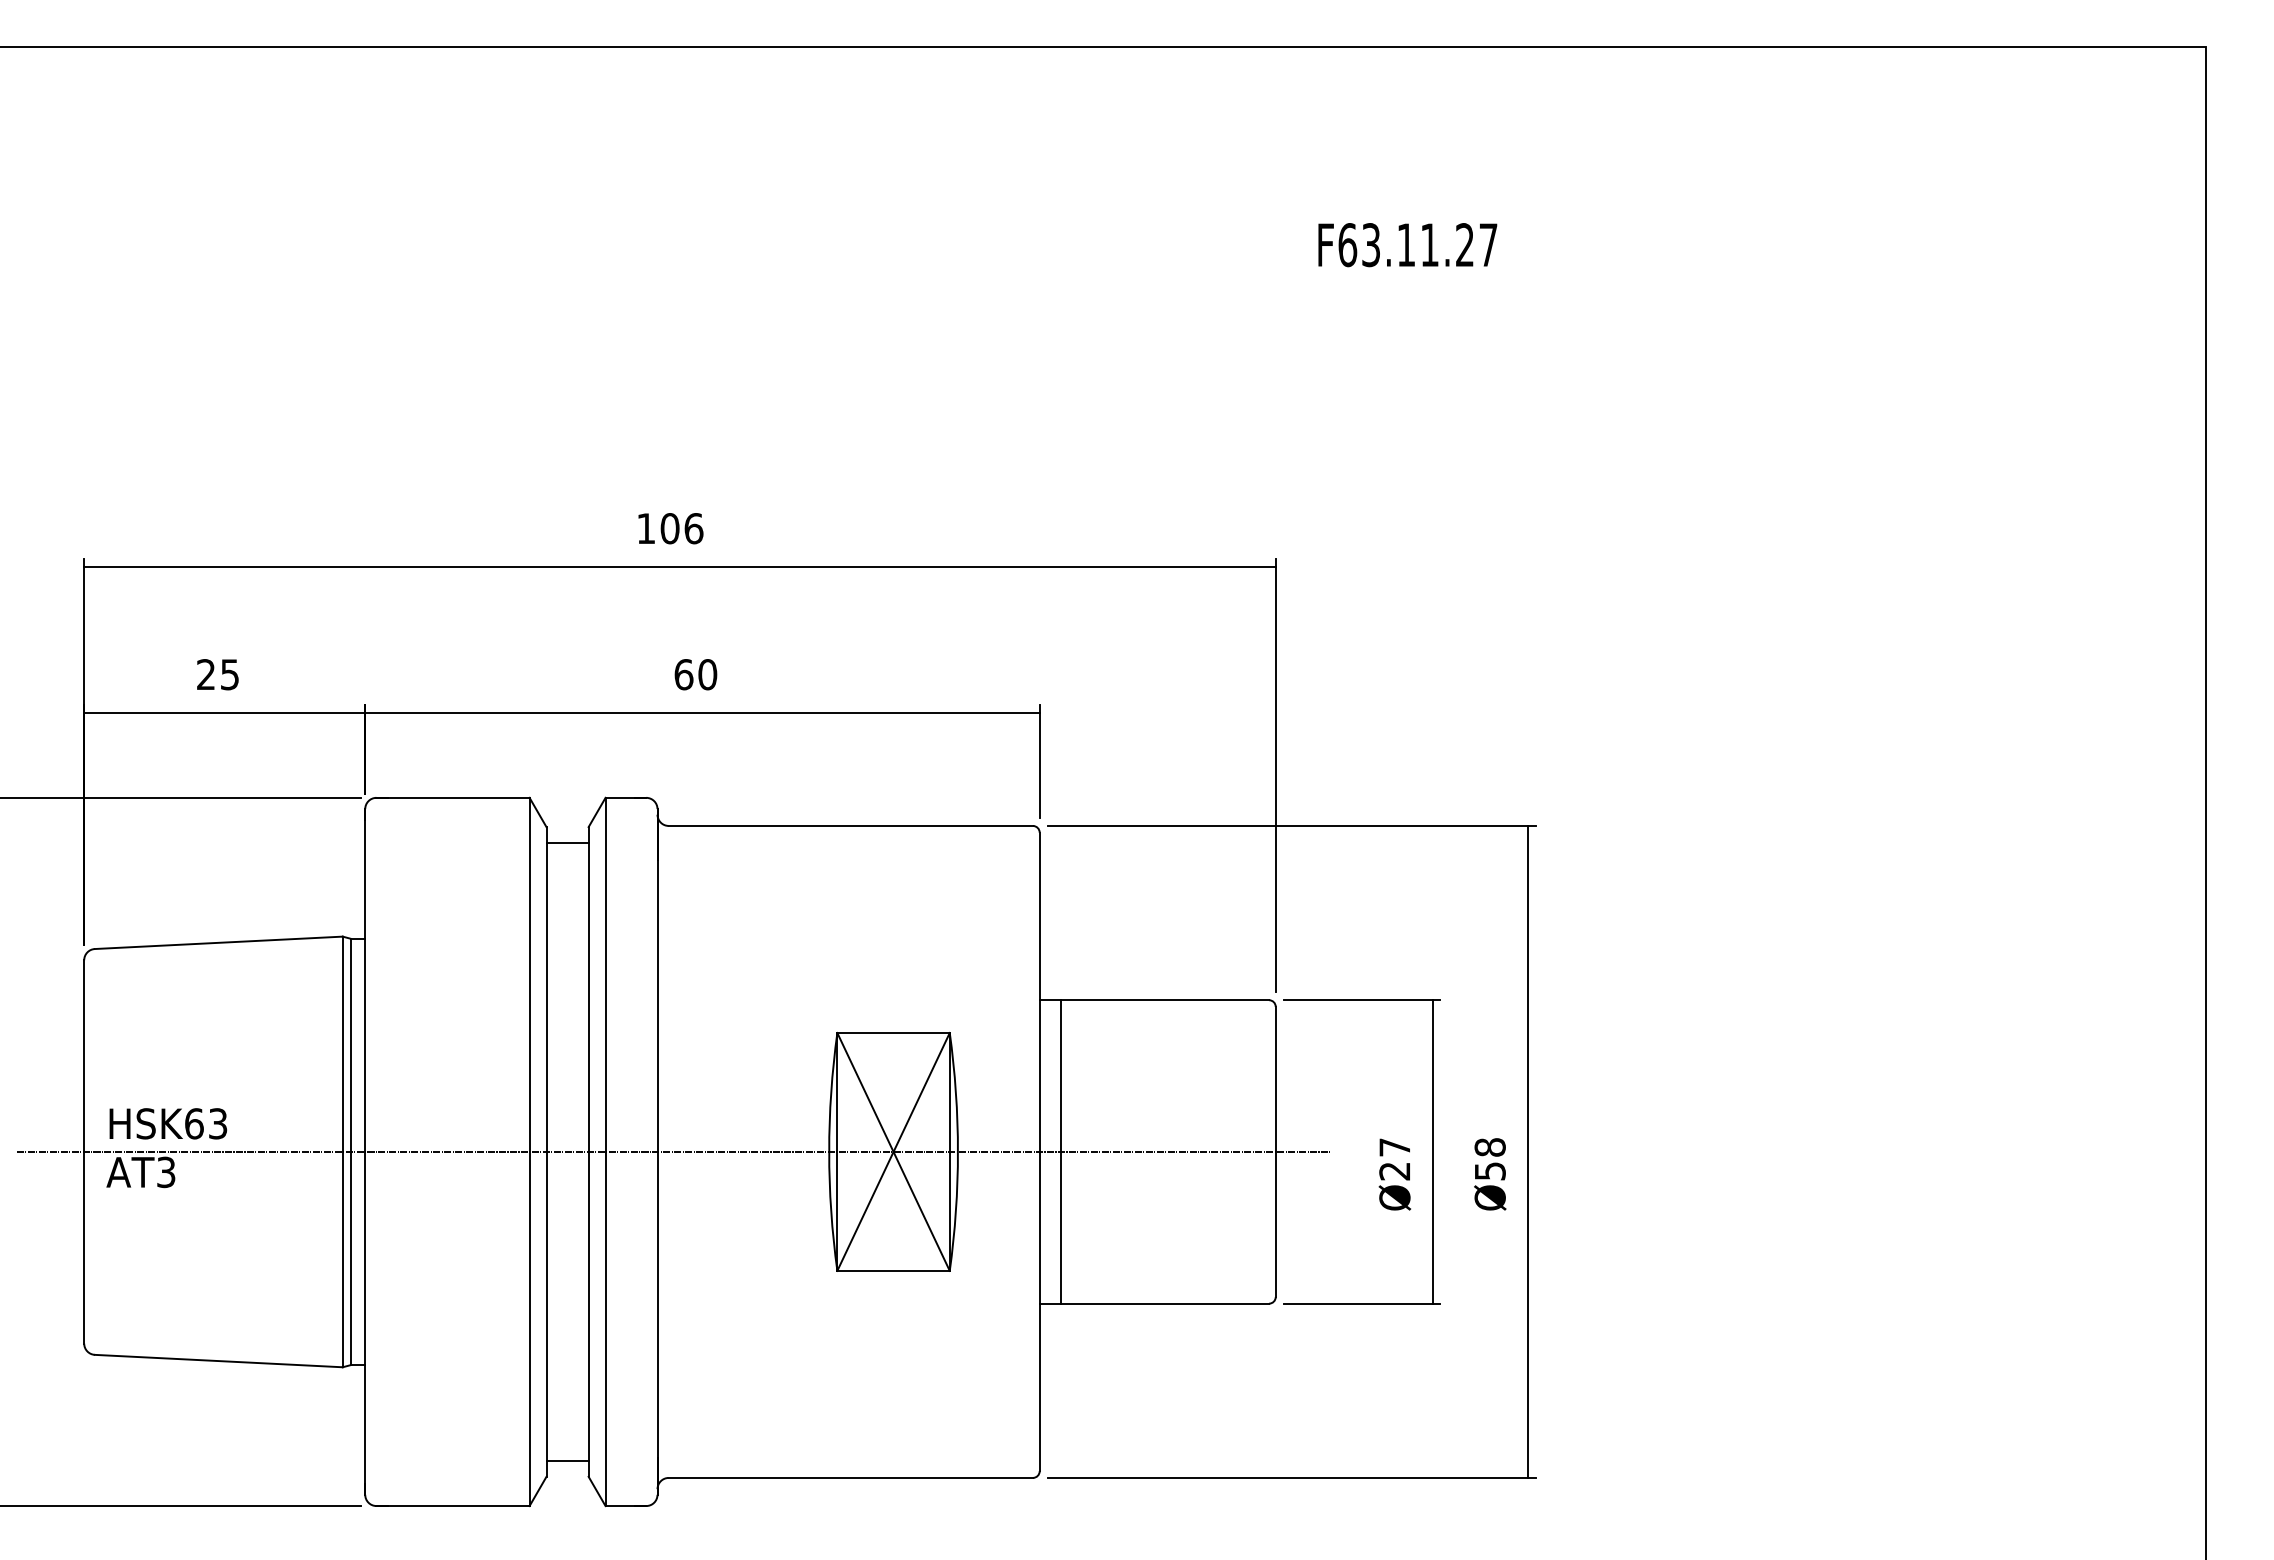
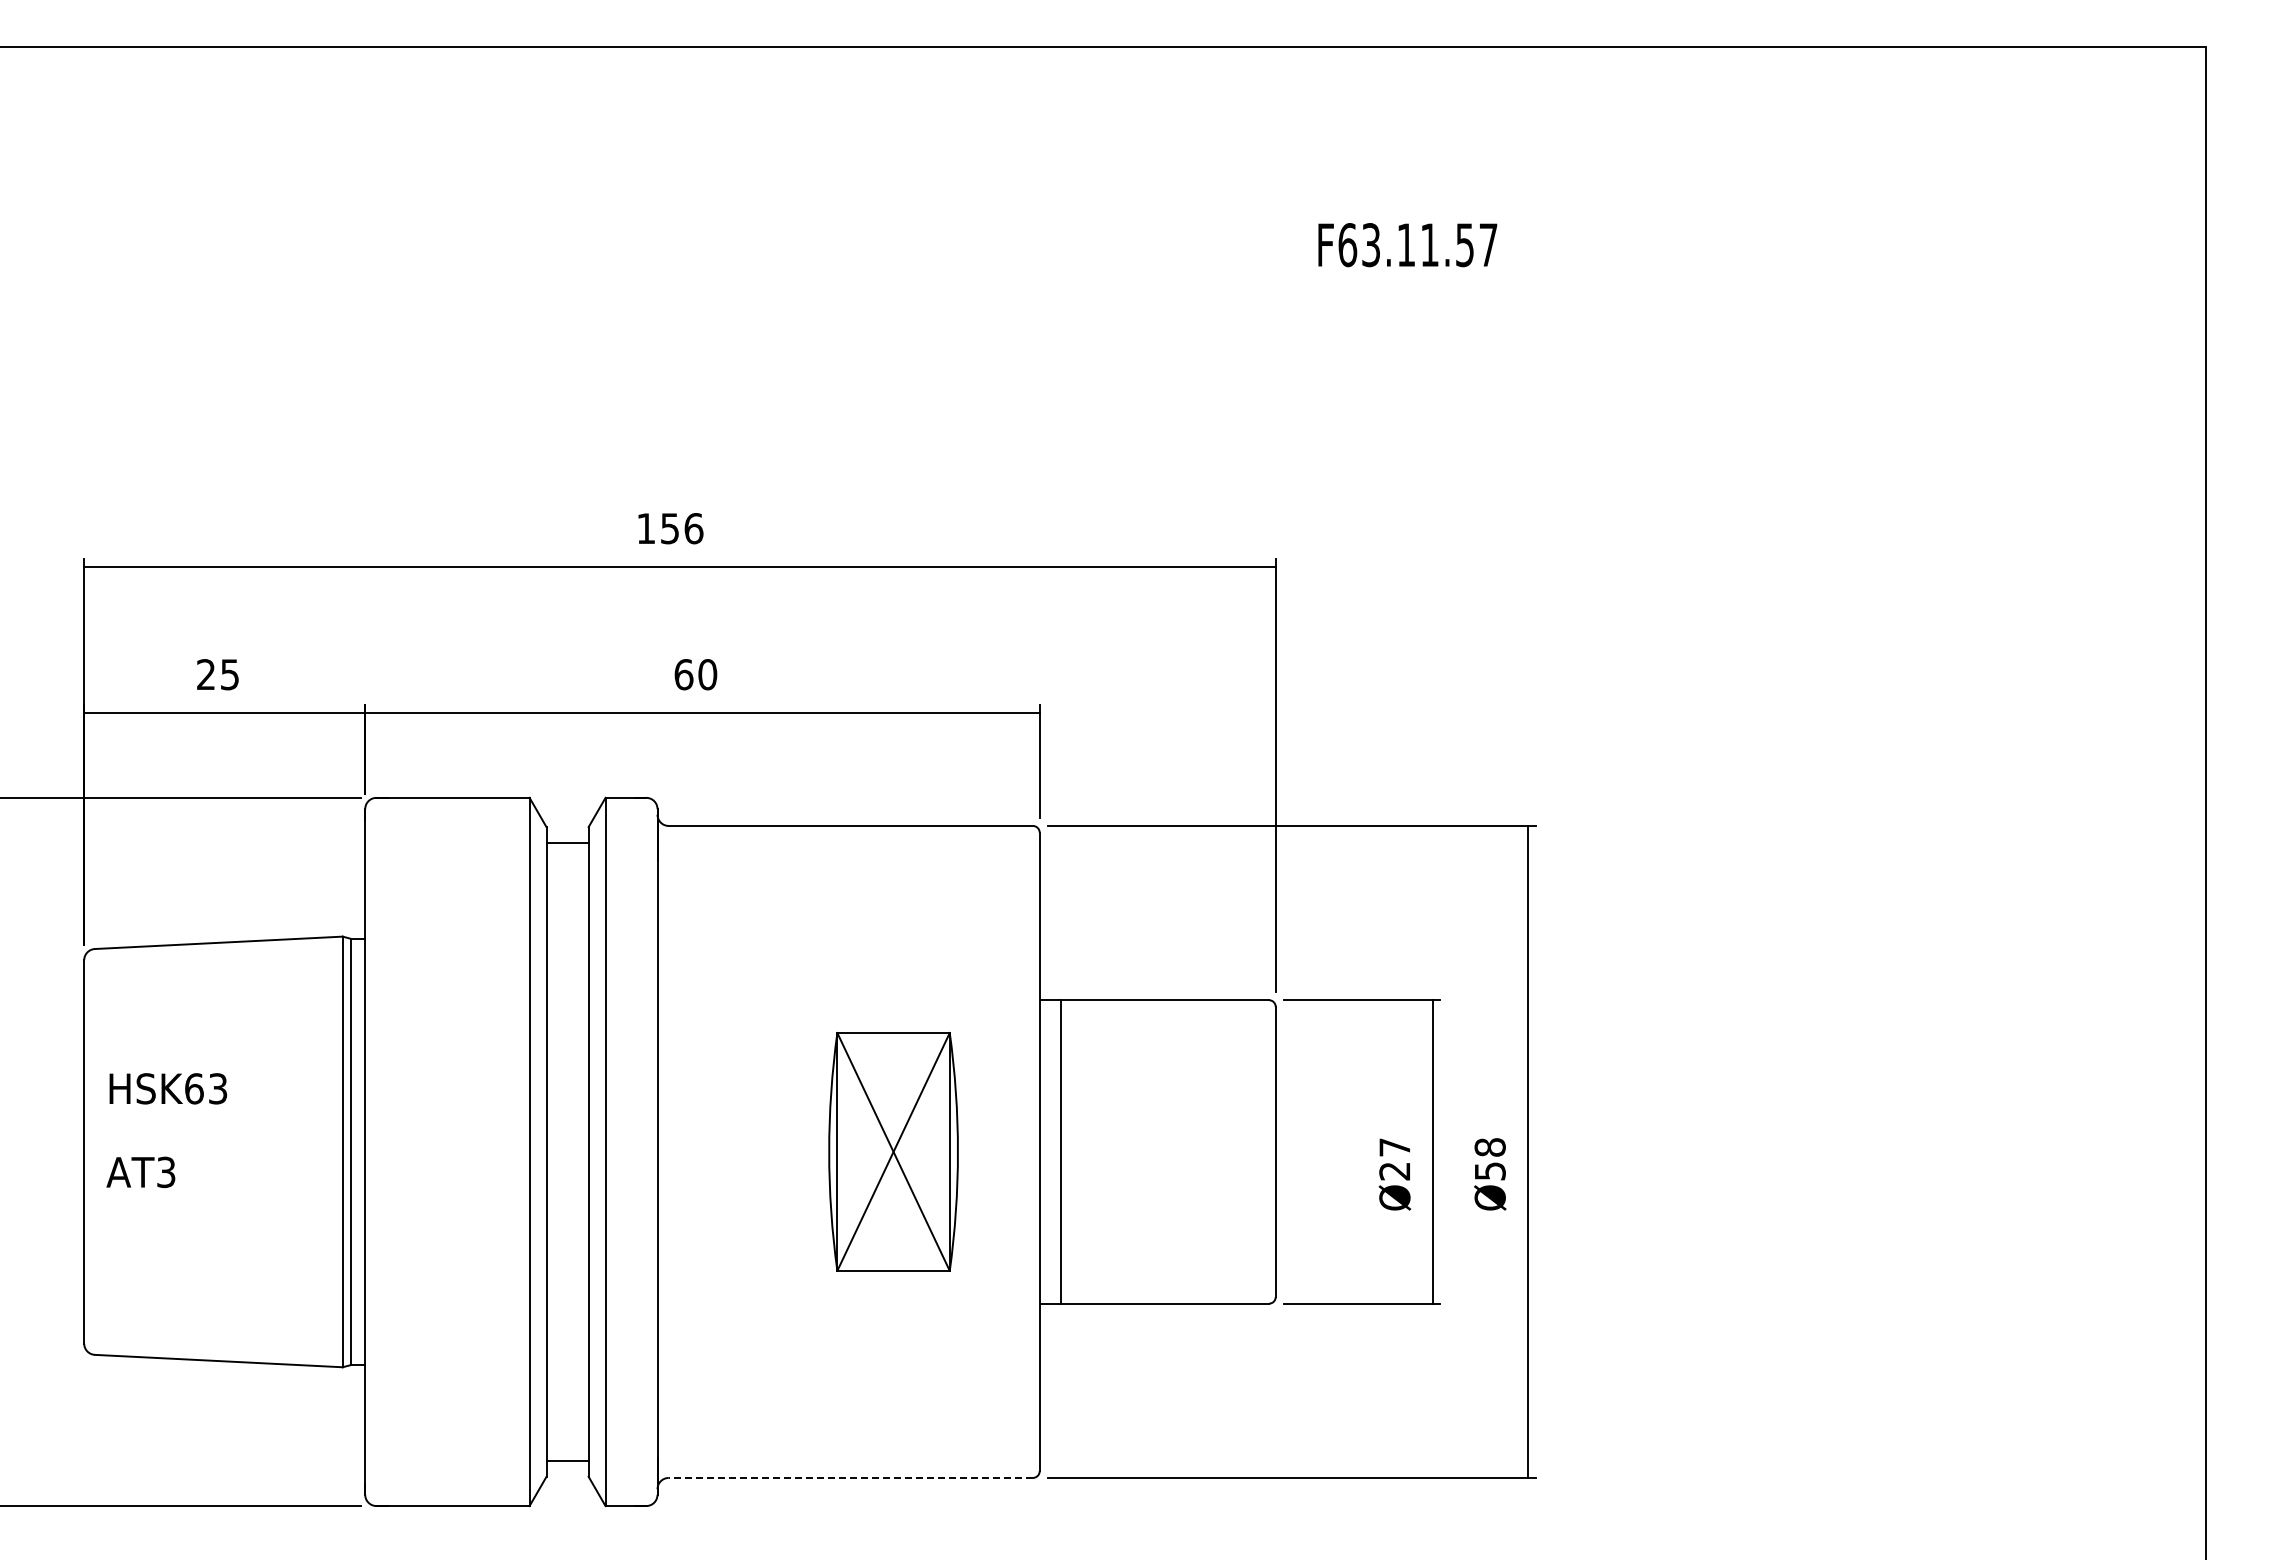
text: F63.11.27 -> F63.11.57 (1464, 245)
text: 106 -> 156 (669, 528)
text position: (168, 1123) -> (168, 1088) (168, 1088)
line: present -> none (672, 1151)
line: solid -> dashed (850, 1477)
